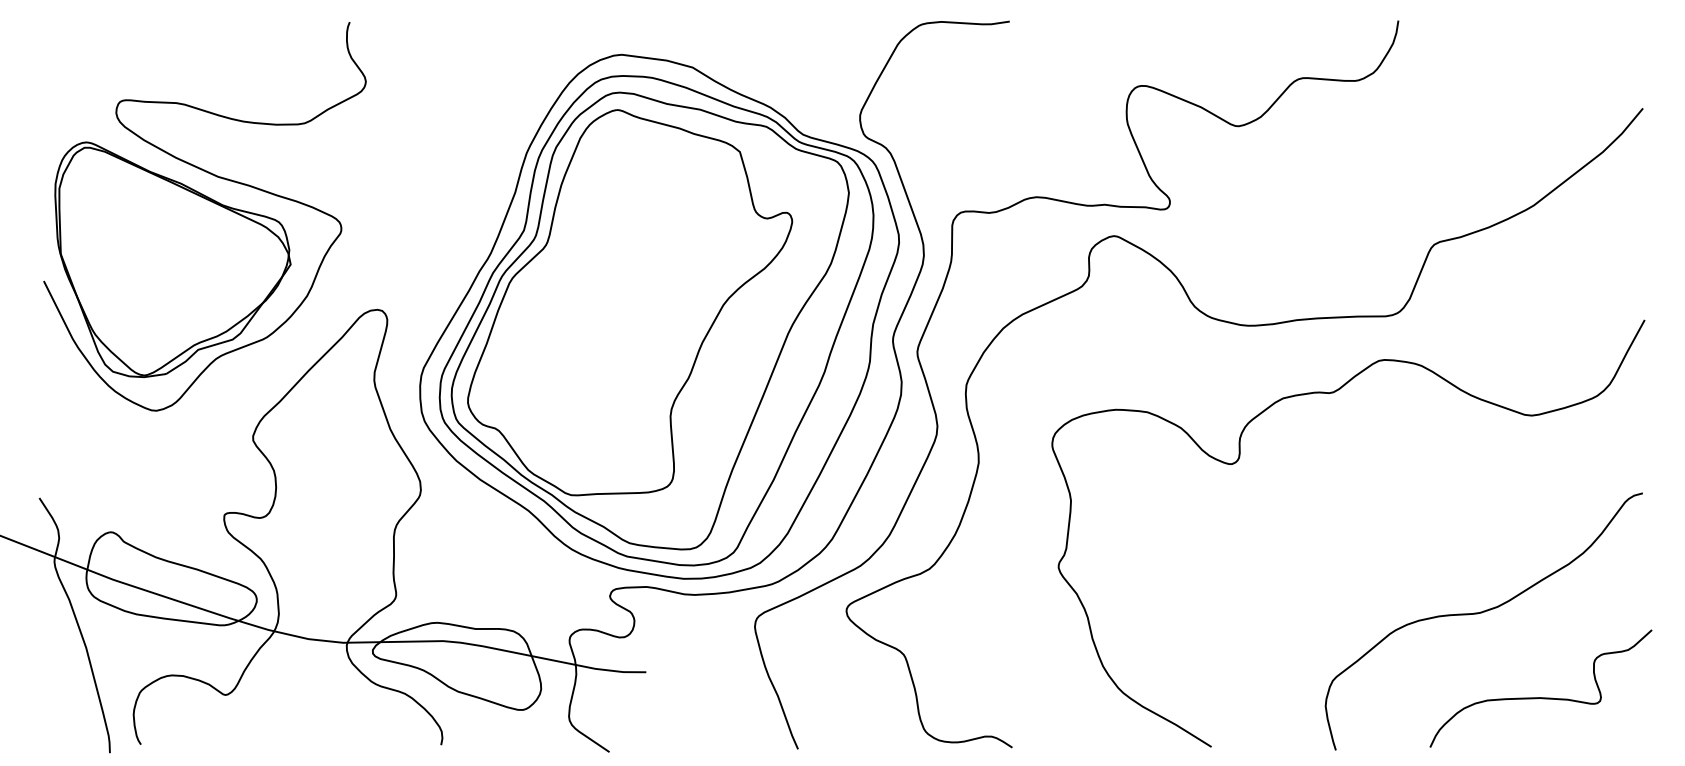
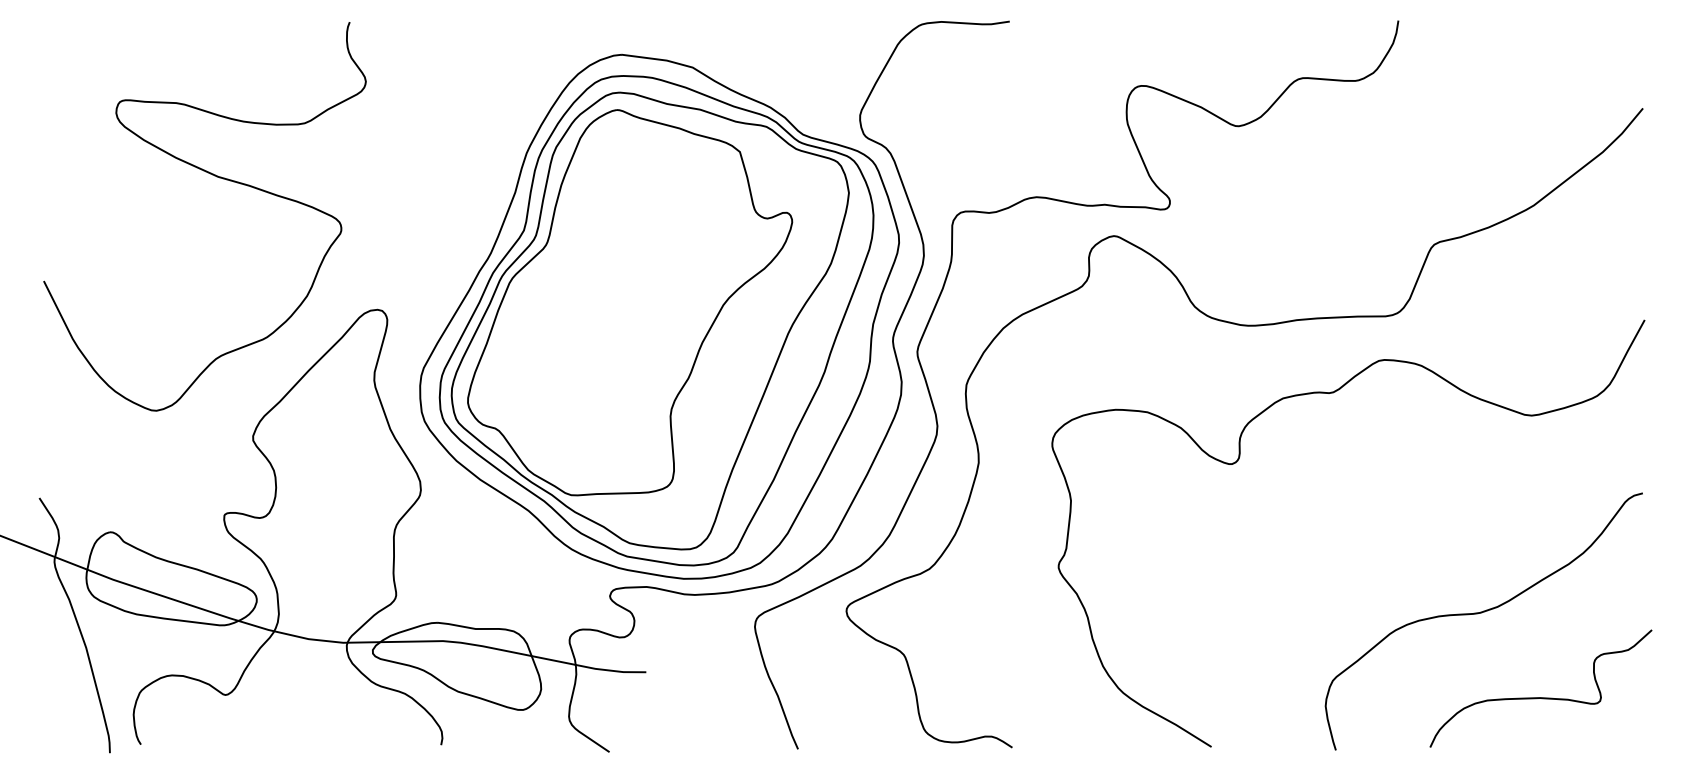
part: present -> none (172, 259)
